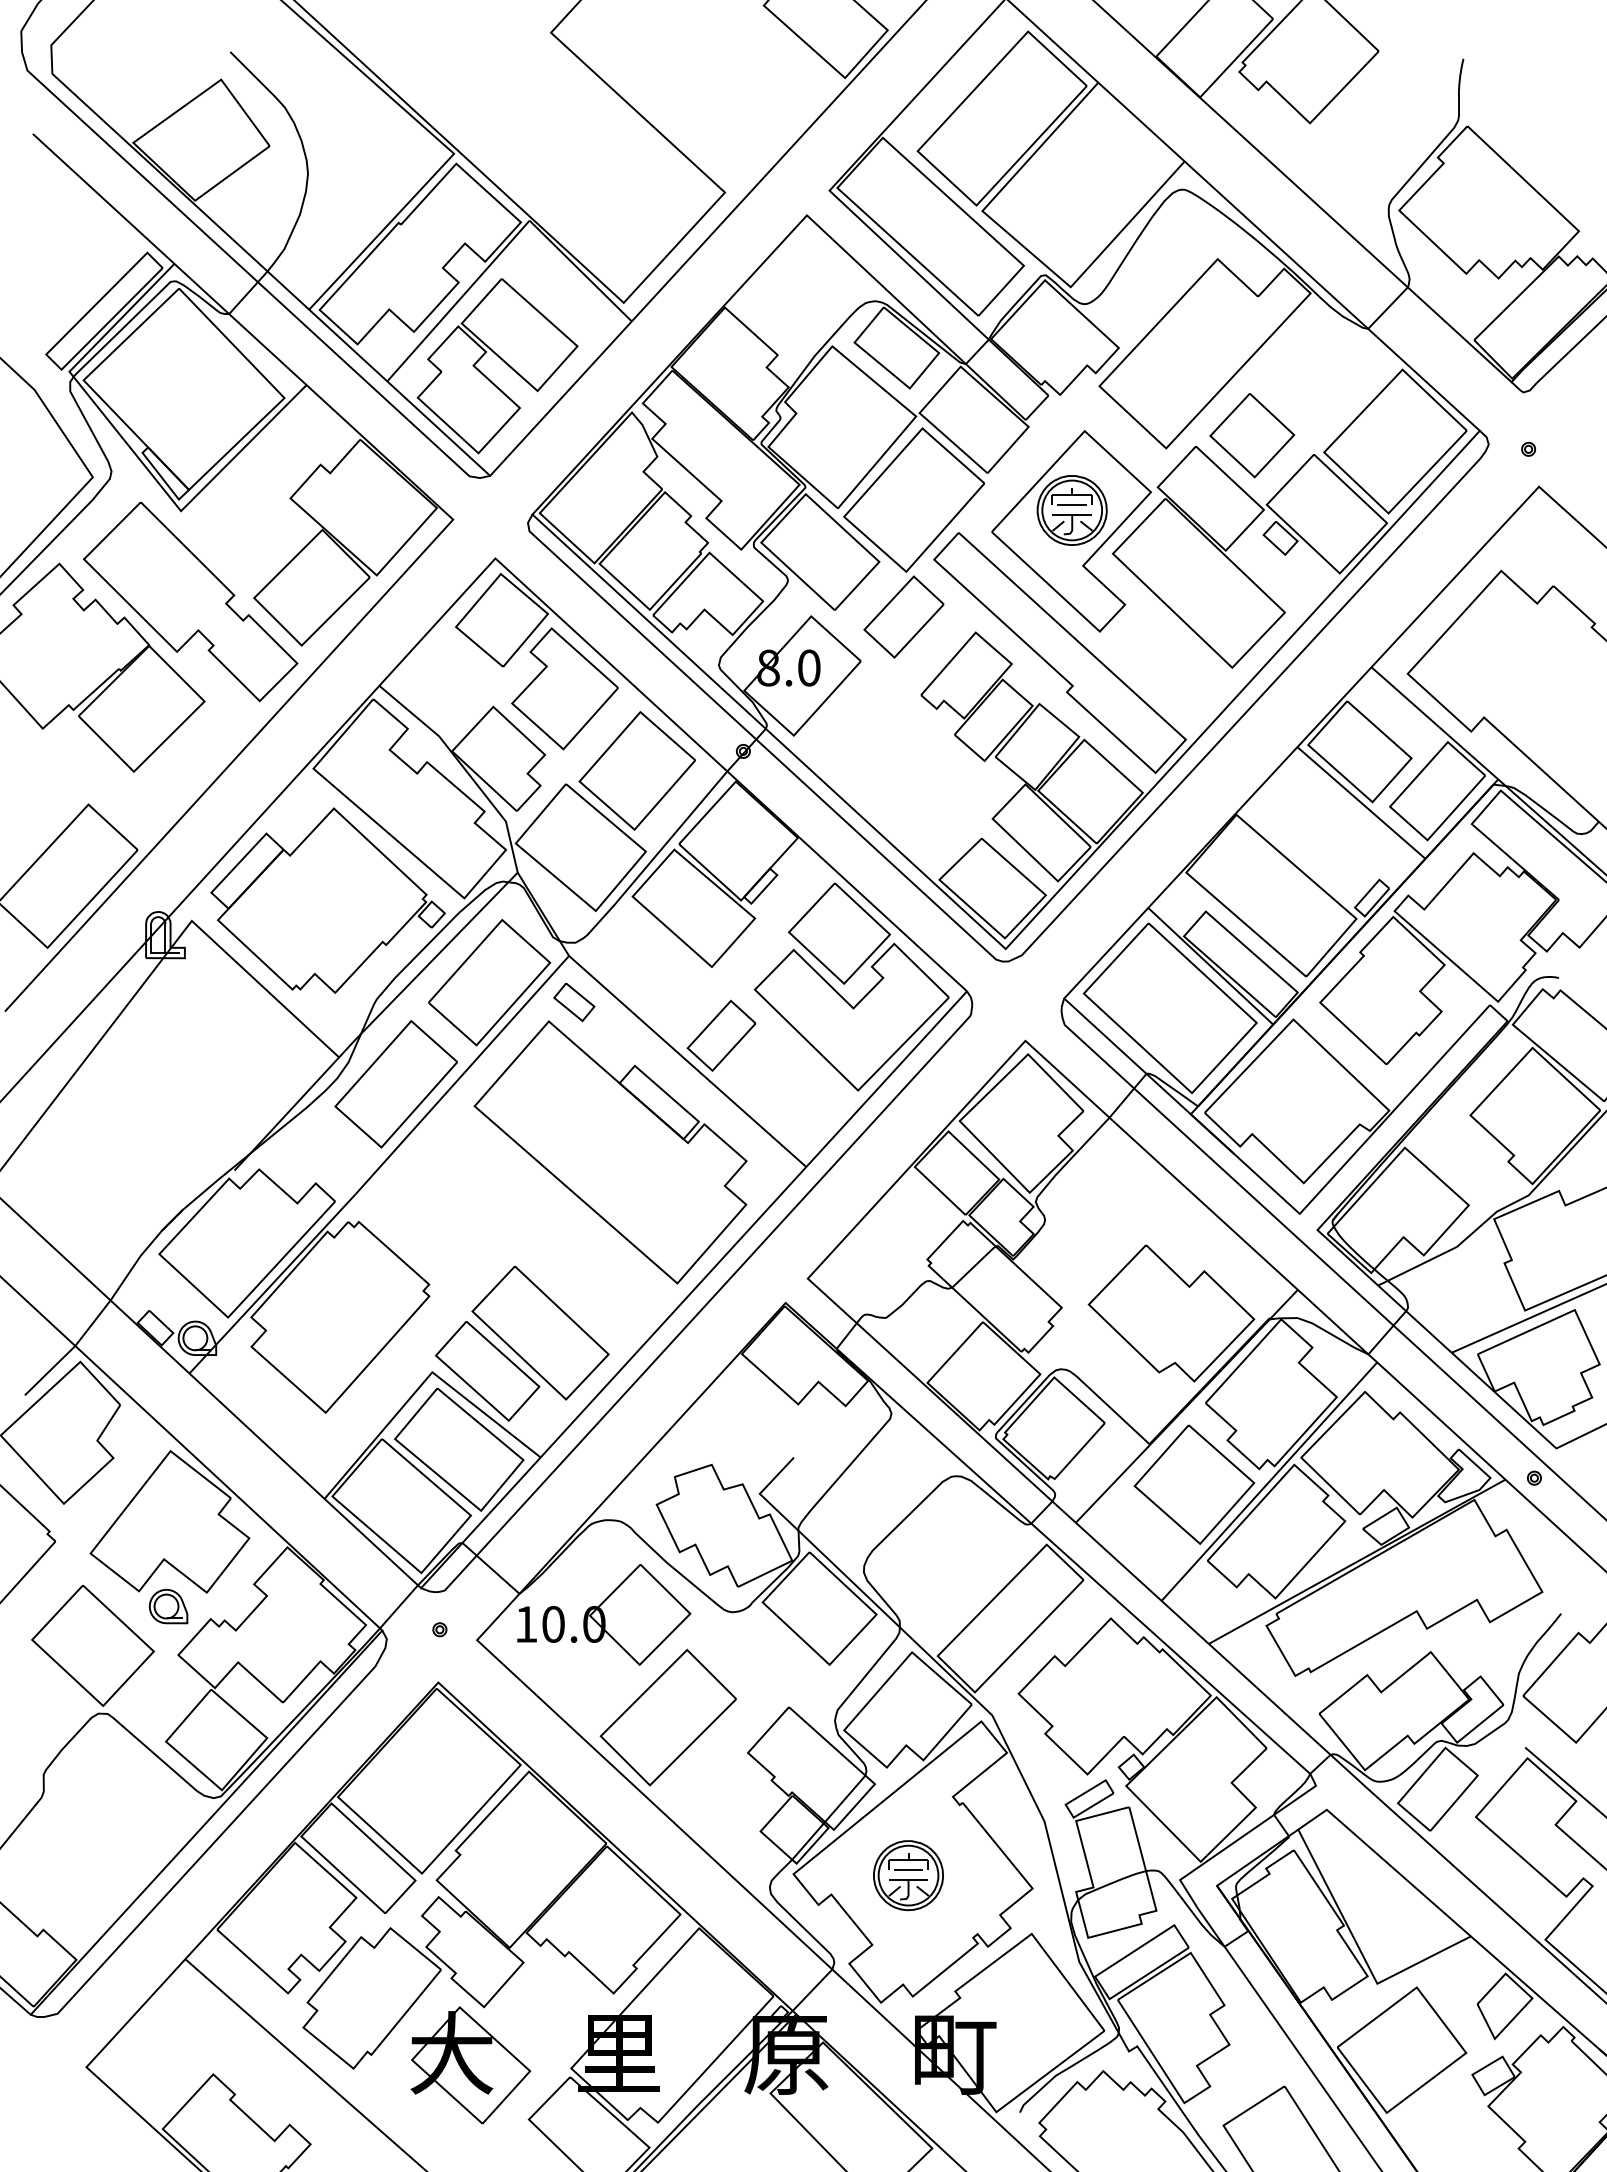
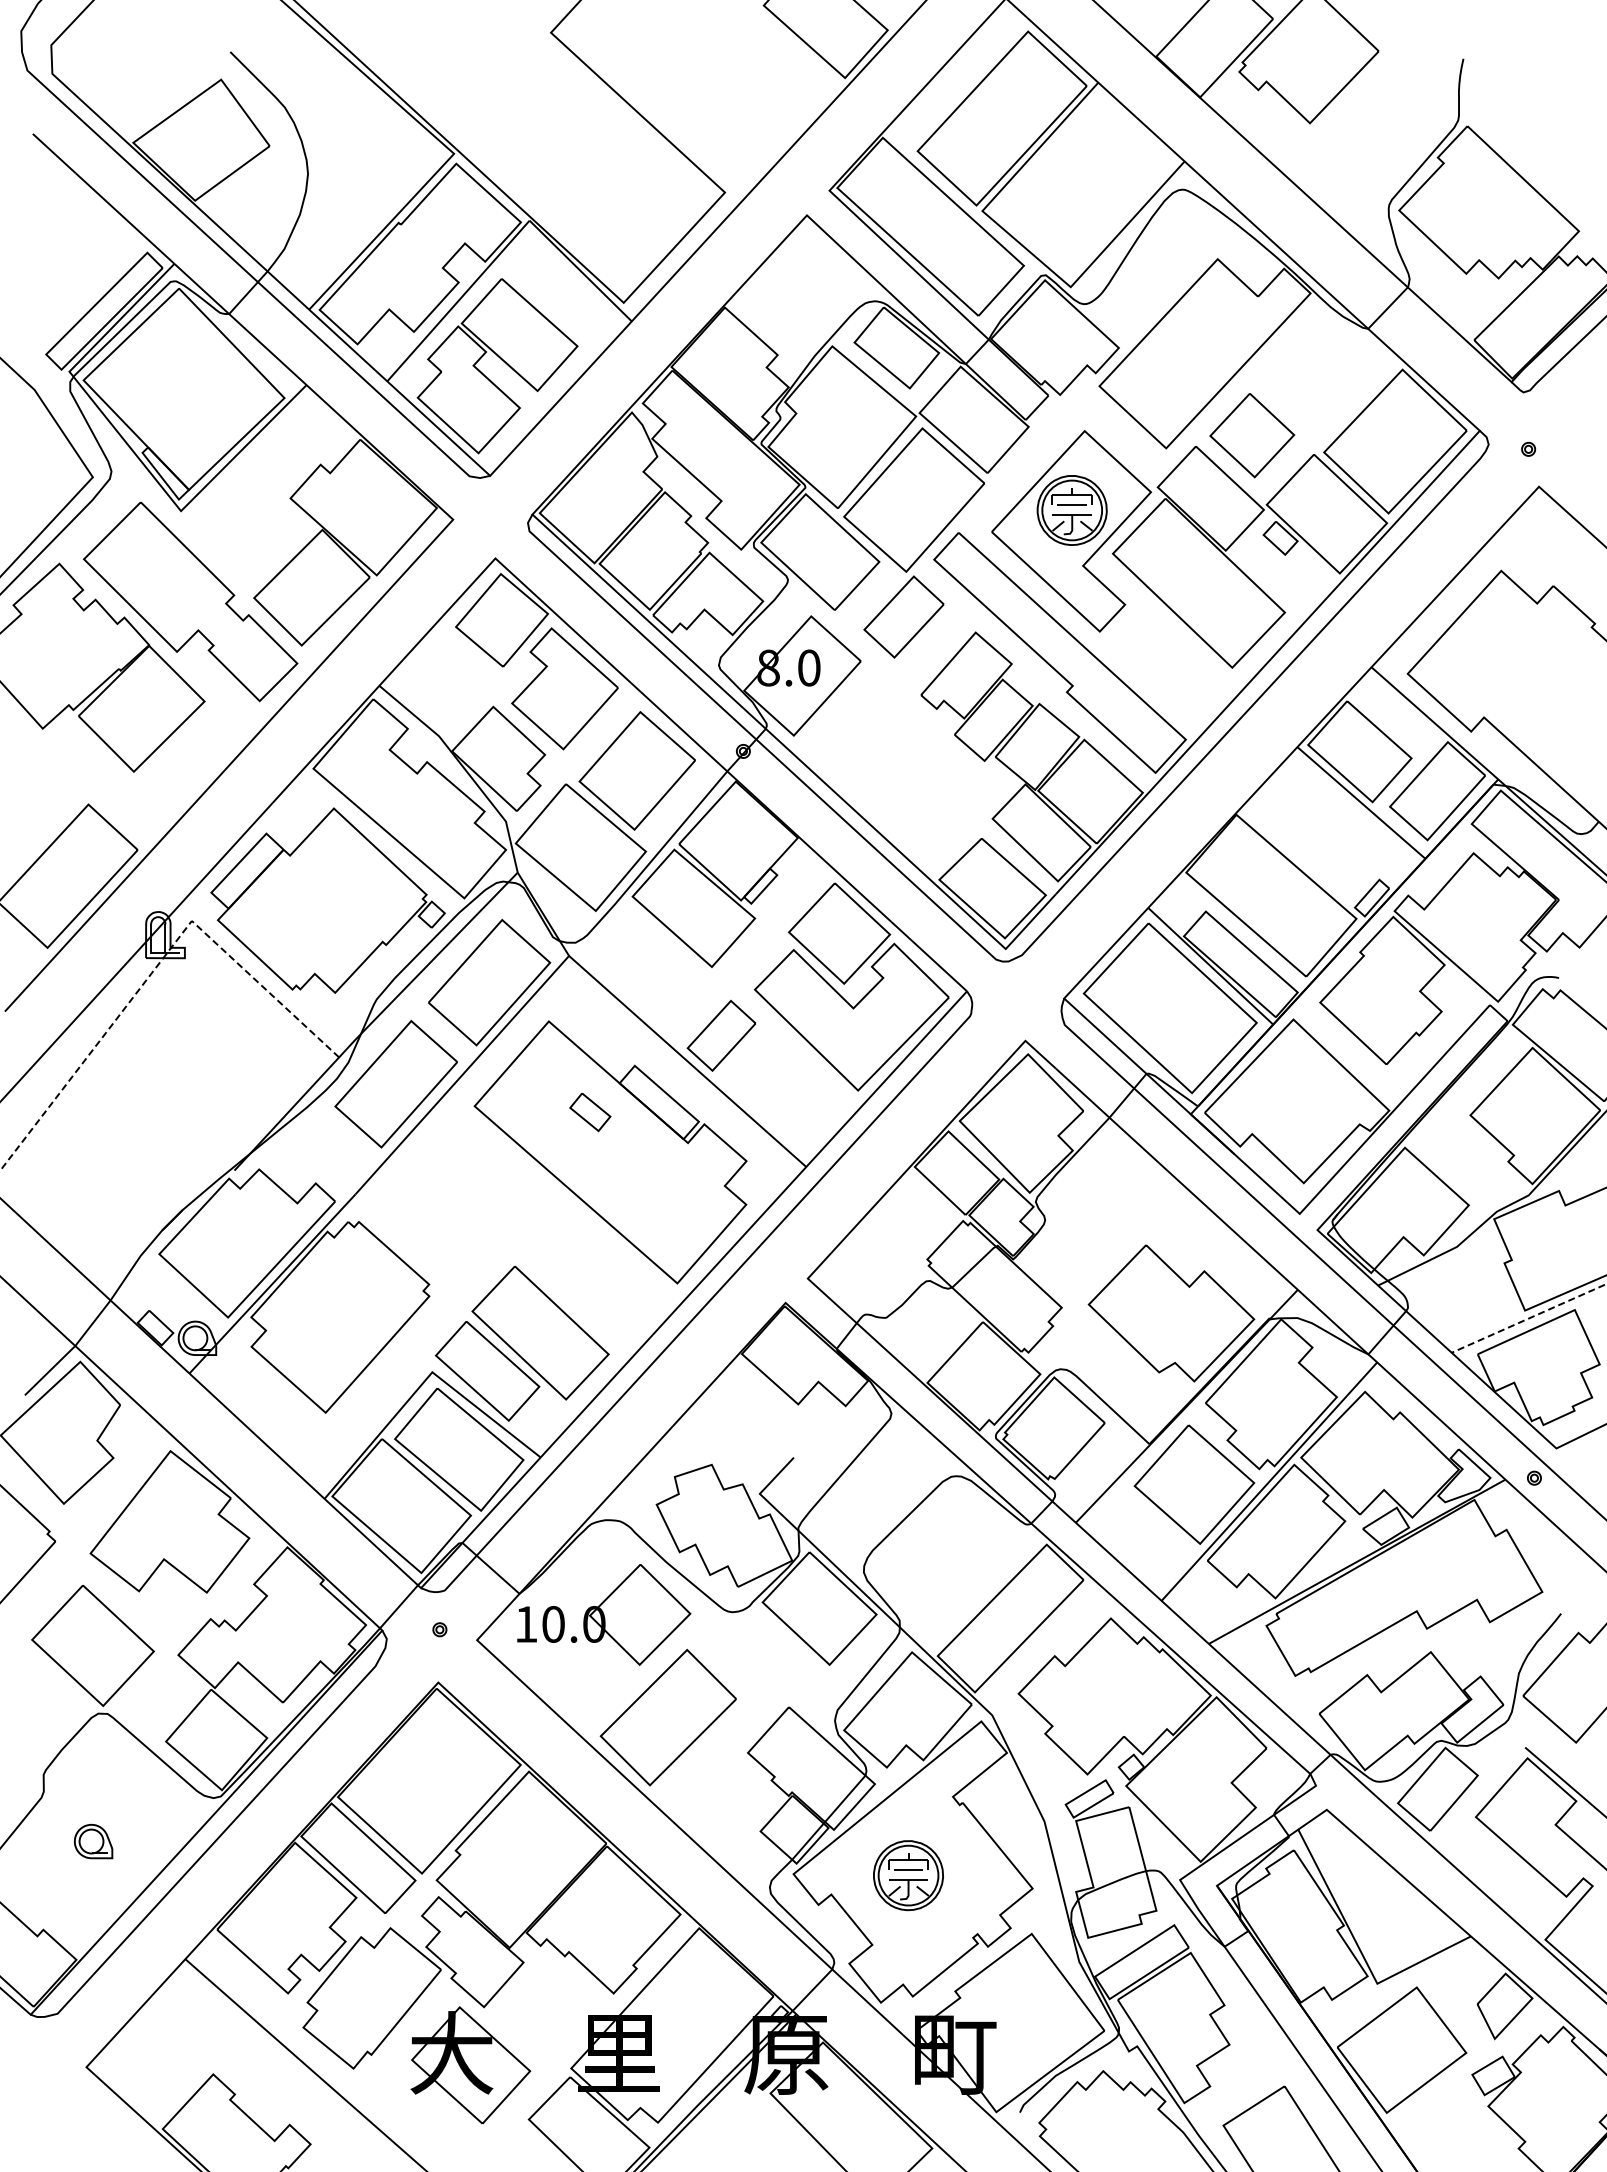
line: solid -> dashed (157, 966)
part position: (574, 1002) -> (590, 1112) (590, 1112)
line: solid -> dashed (1529, 1318)
part position: (168, 1606) -> (93, 1841) (93, 1841)
